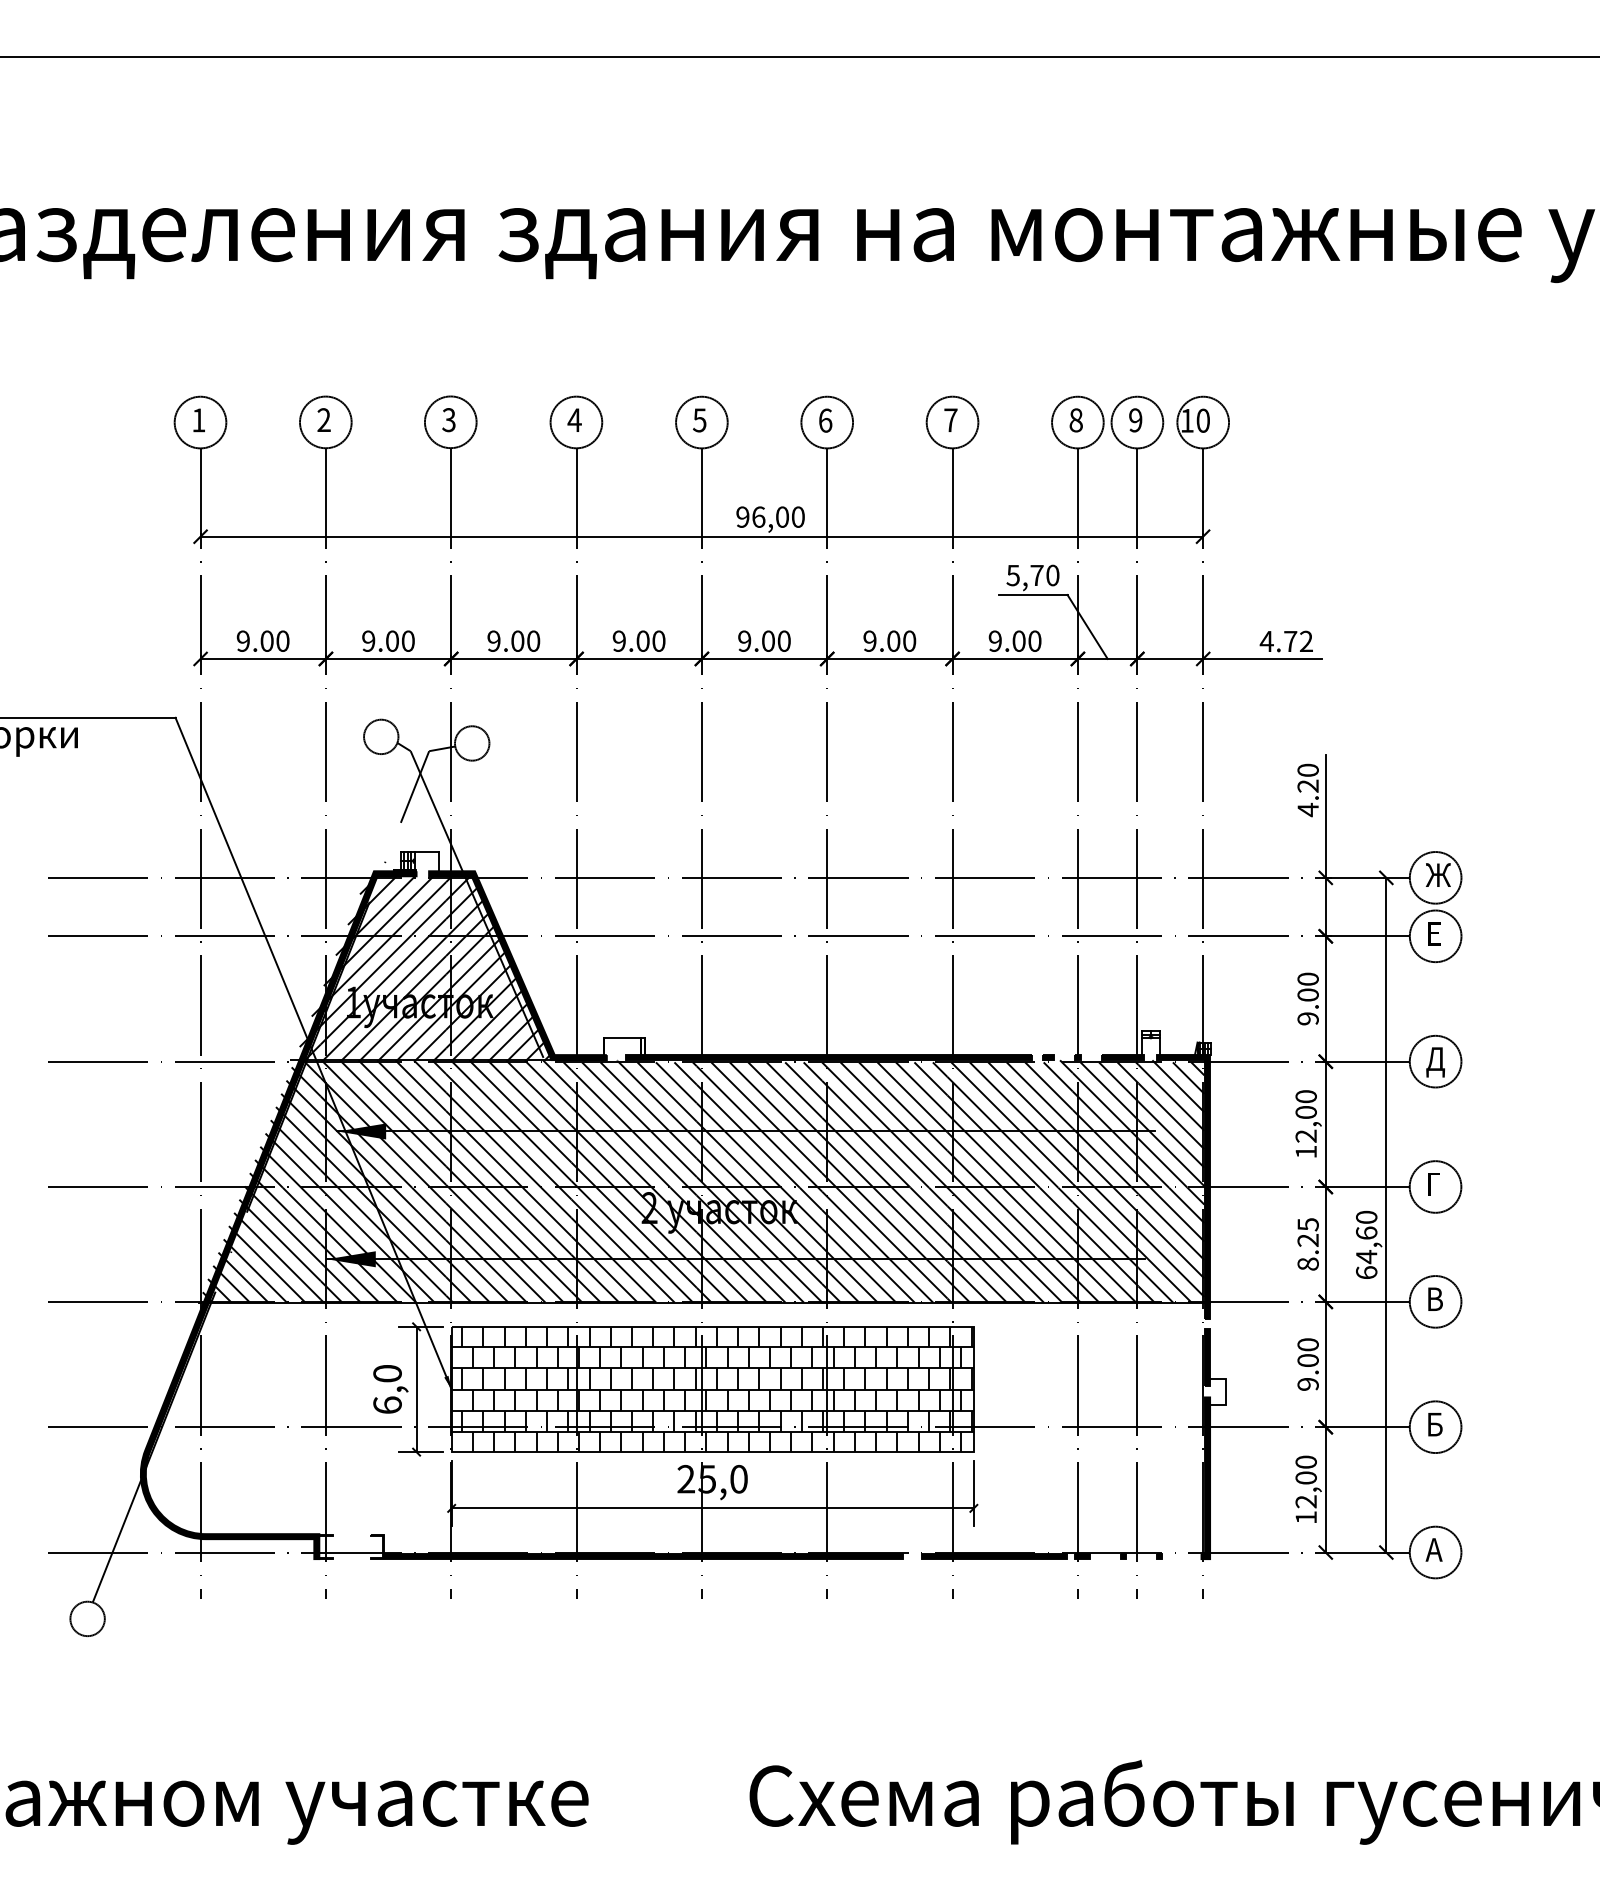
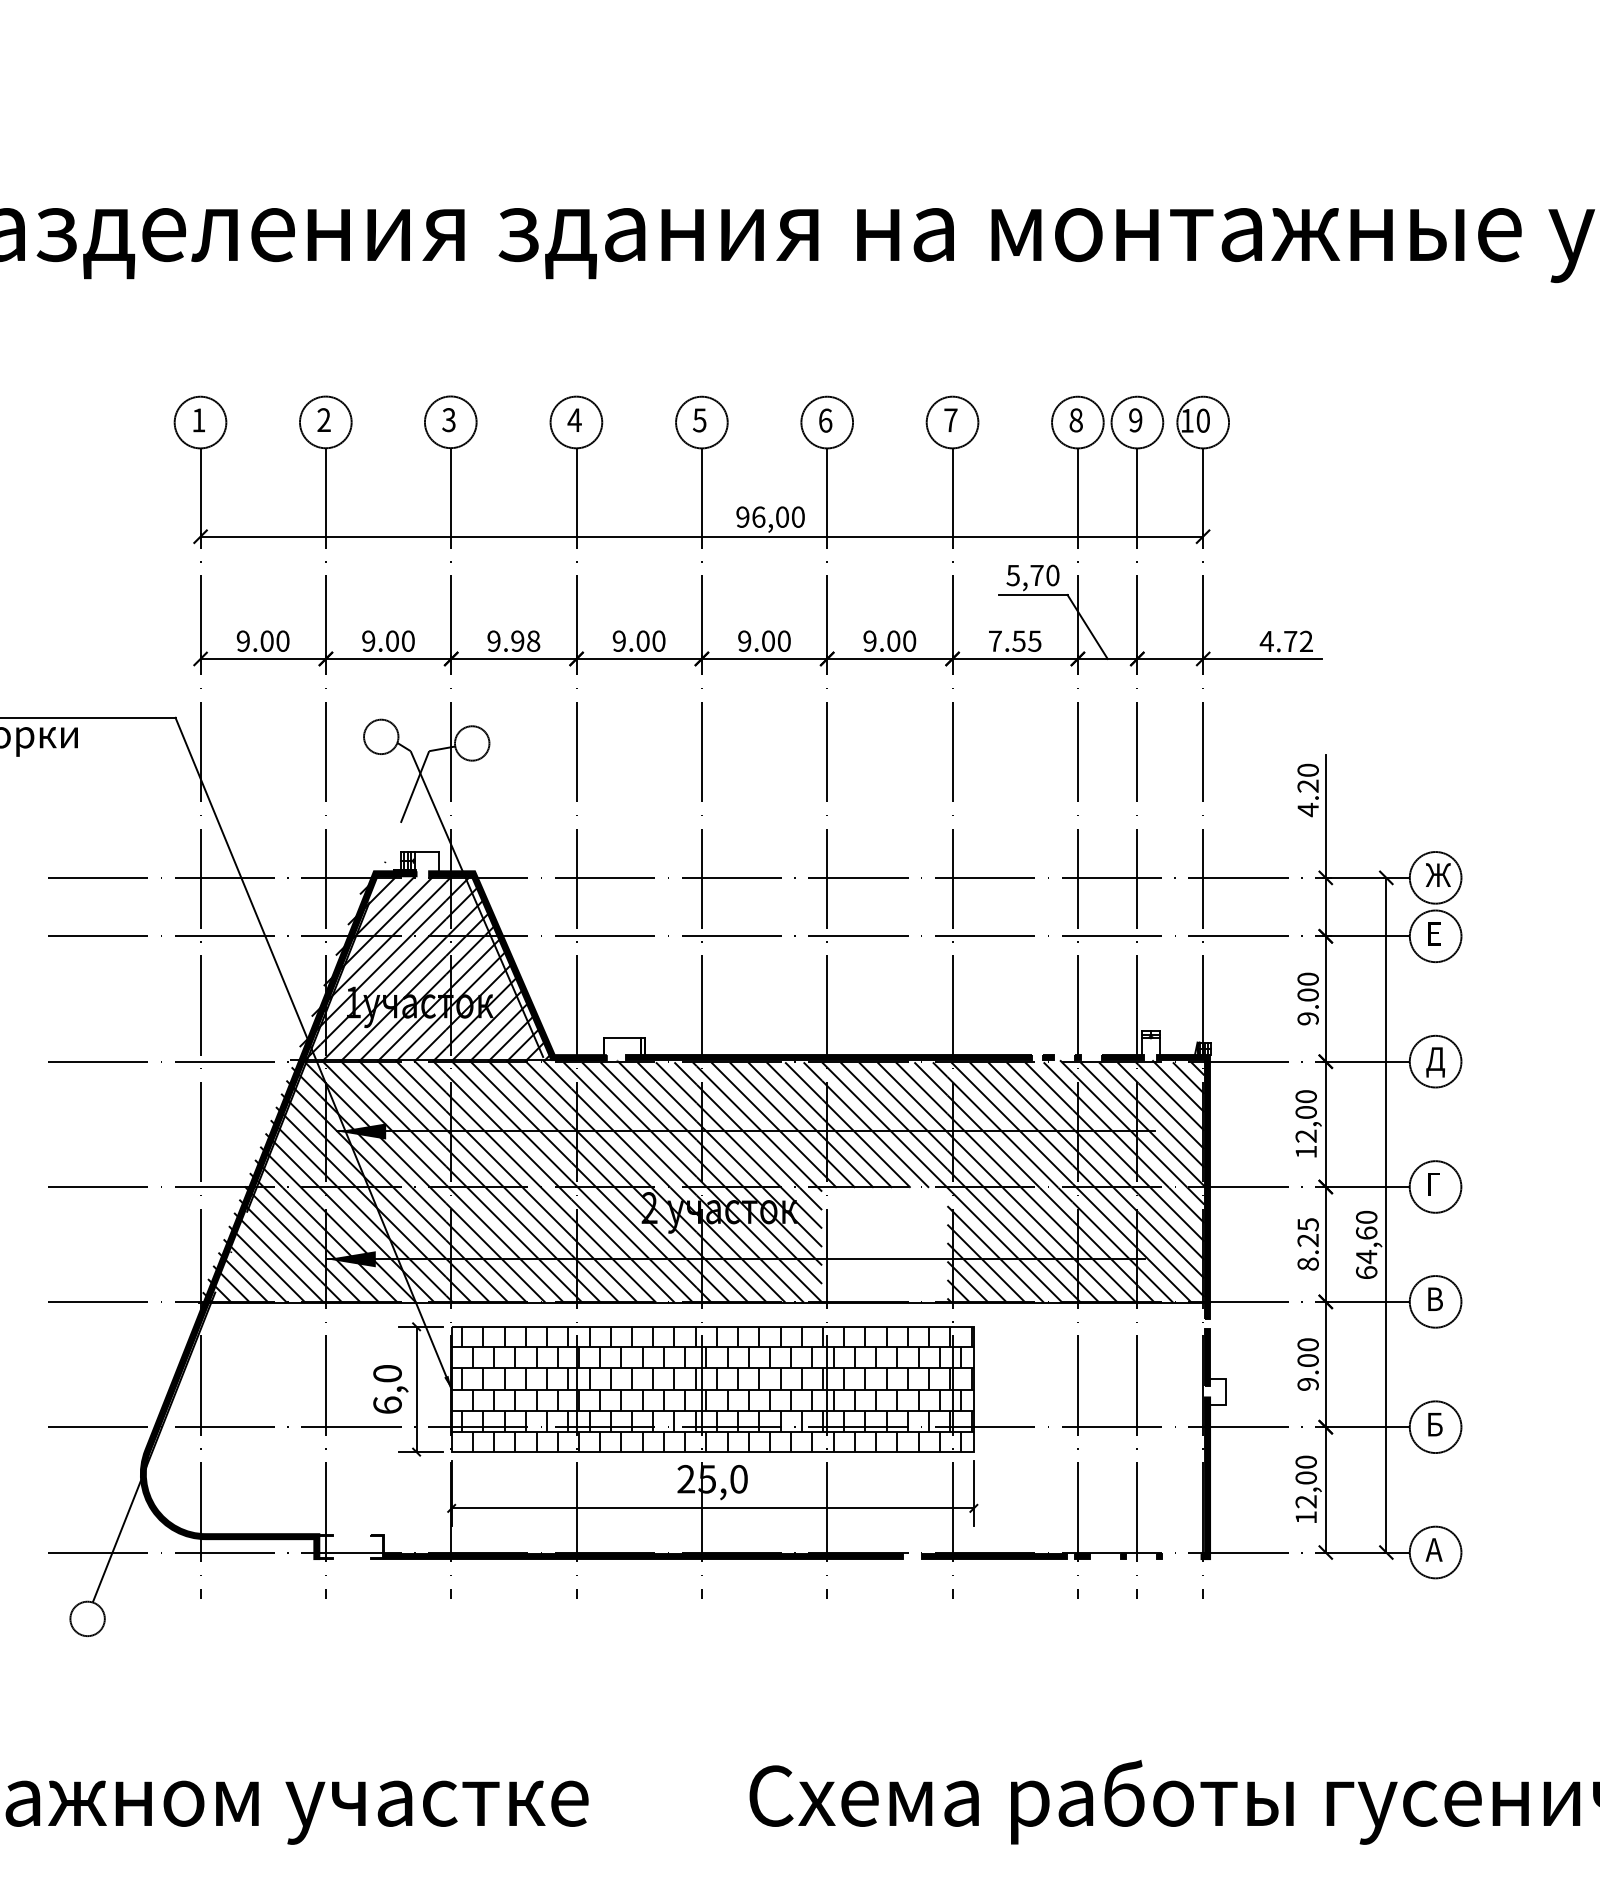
line: present -> none (799, 57)
text: 9.00 -> 9.98 (525, 640)
text: 9.00 -> 7.55 (1014, 640)
hatch: present -> none (884, 1244)
